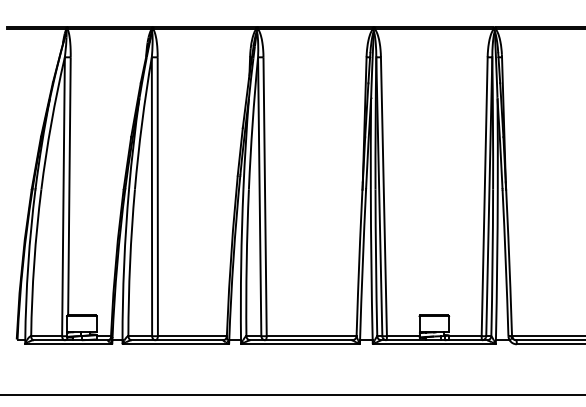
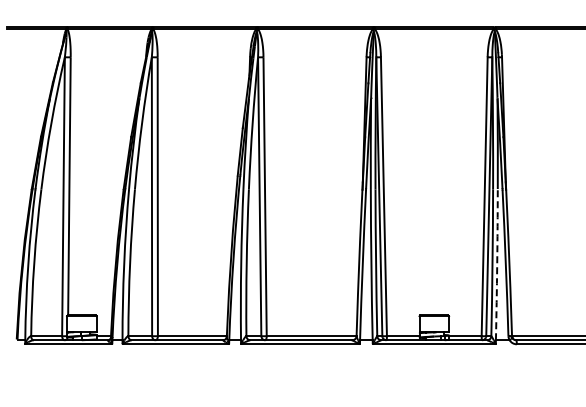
arc: solid -> dashed (497, 264)
line: present -> none (292, 394)
